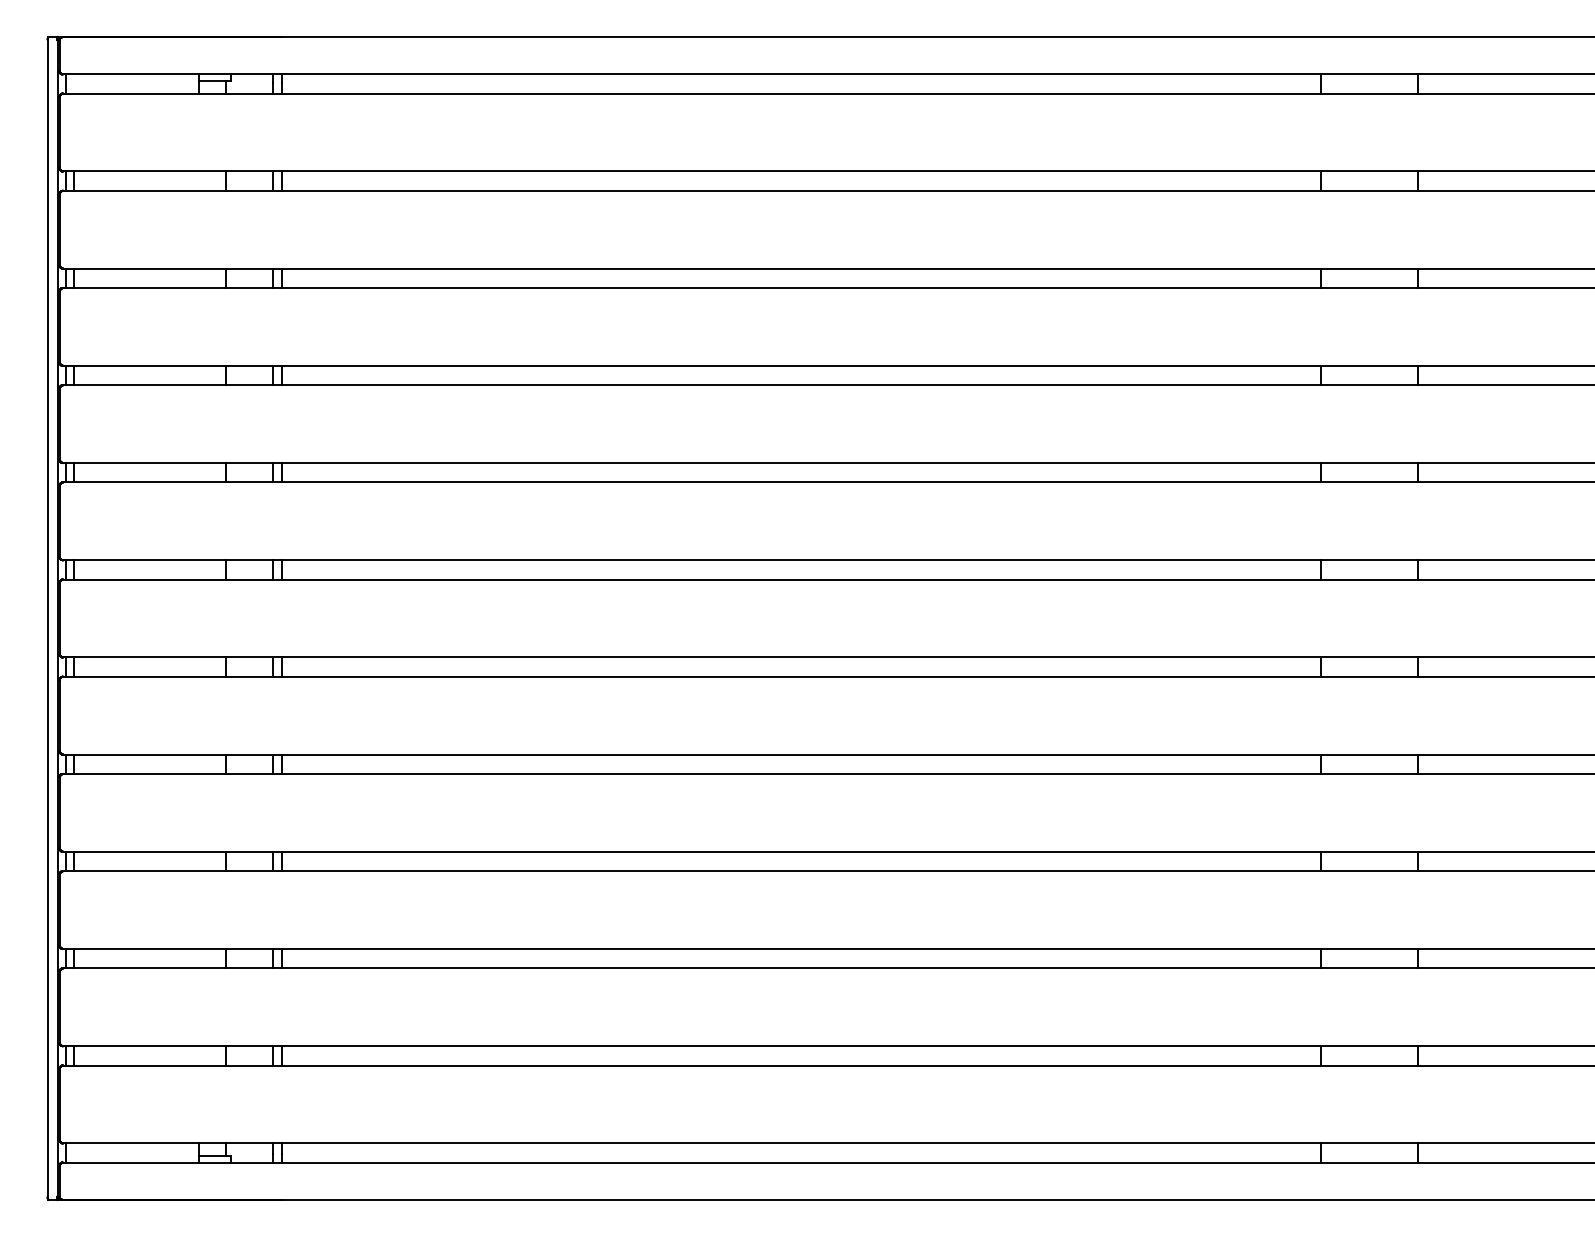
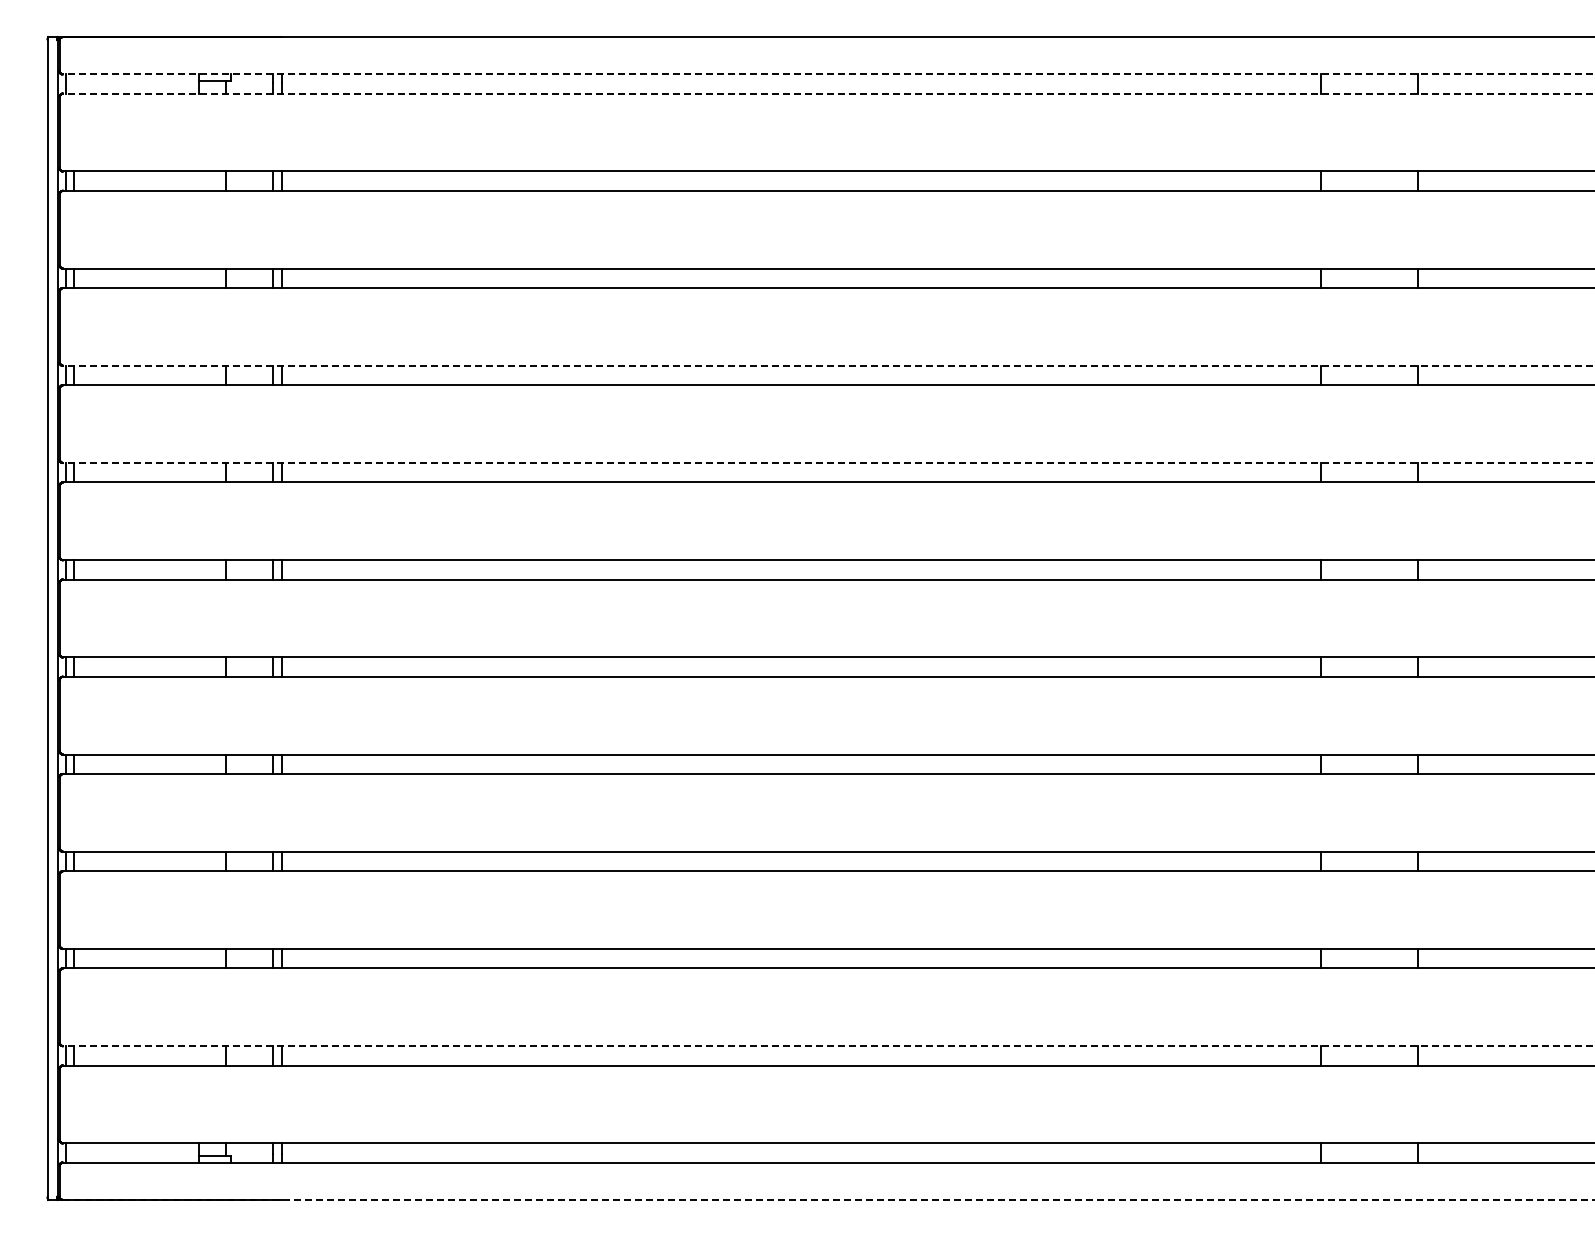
line: solid -> dashed (828, 74)
line: solid -> dashed (828, 93)
line: solid -> dashed (828, 365)
line: solid -> dashed (828, 462)
line: solid -> dashed (828, 1046)
line: solid -> dashed (828, 1199)
